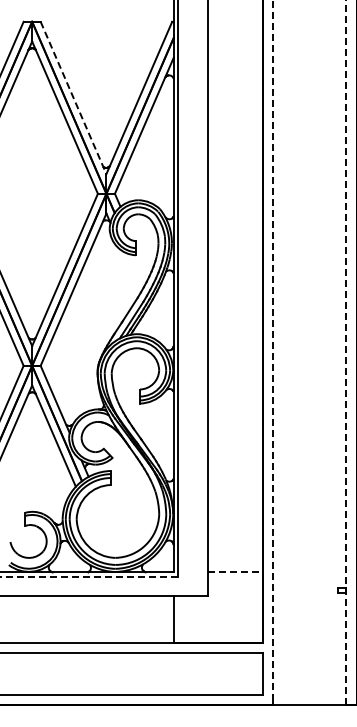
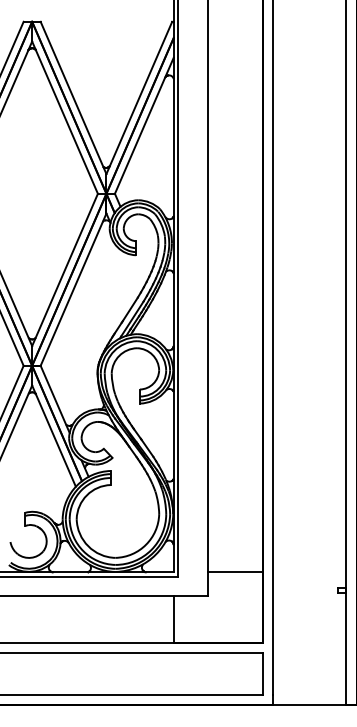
line: dashed -> solid (73, 97)
line: dashed -> solid (273, 347)
line: dashed -> solid (346, 352)
line: dashed -> solid (235, 572)
line: dashed -> solid (89, 576)
